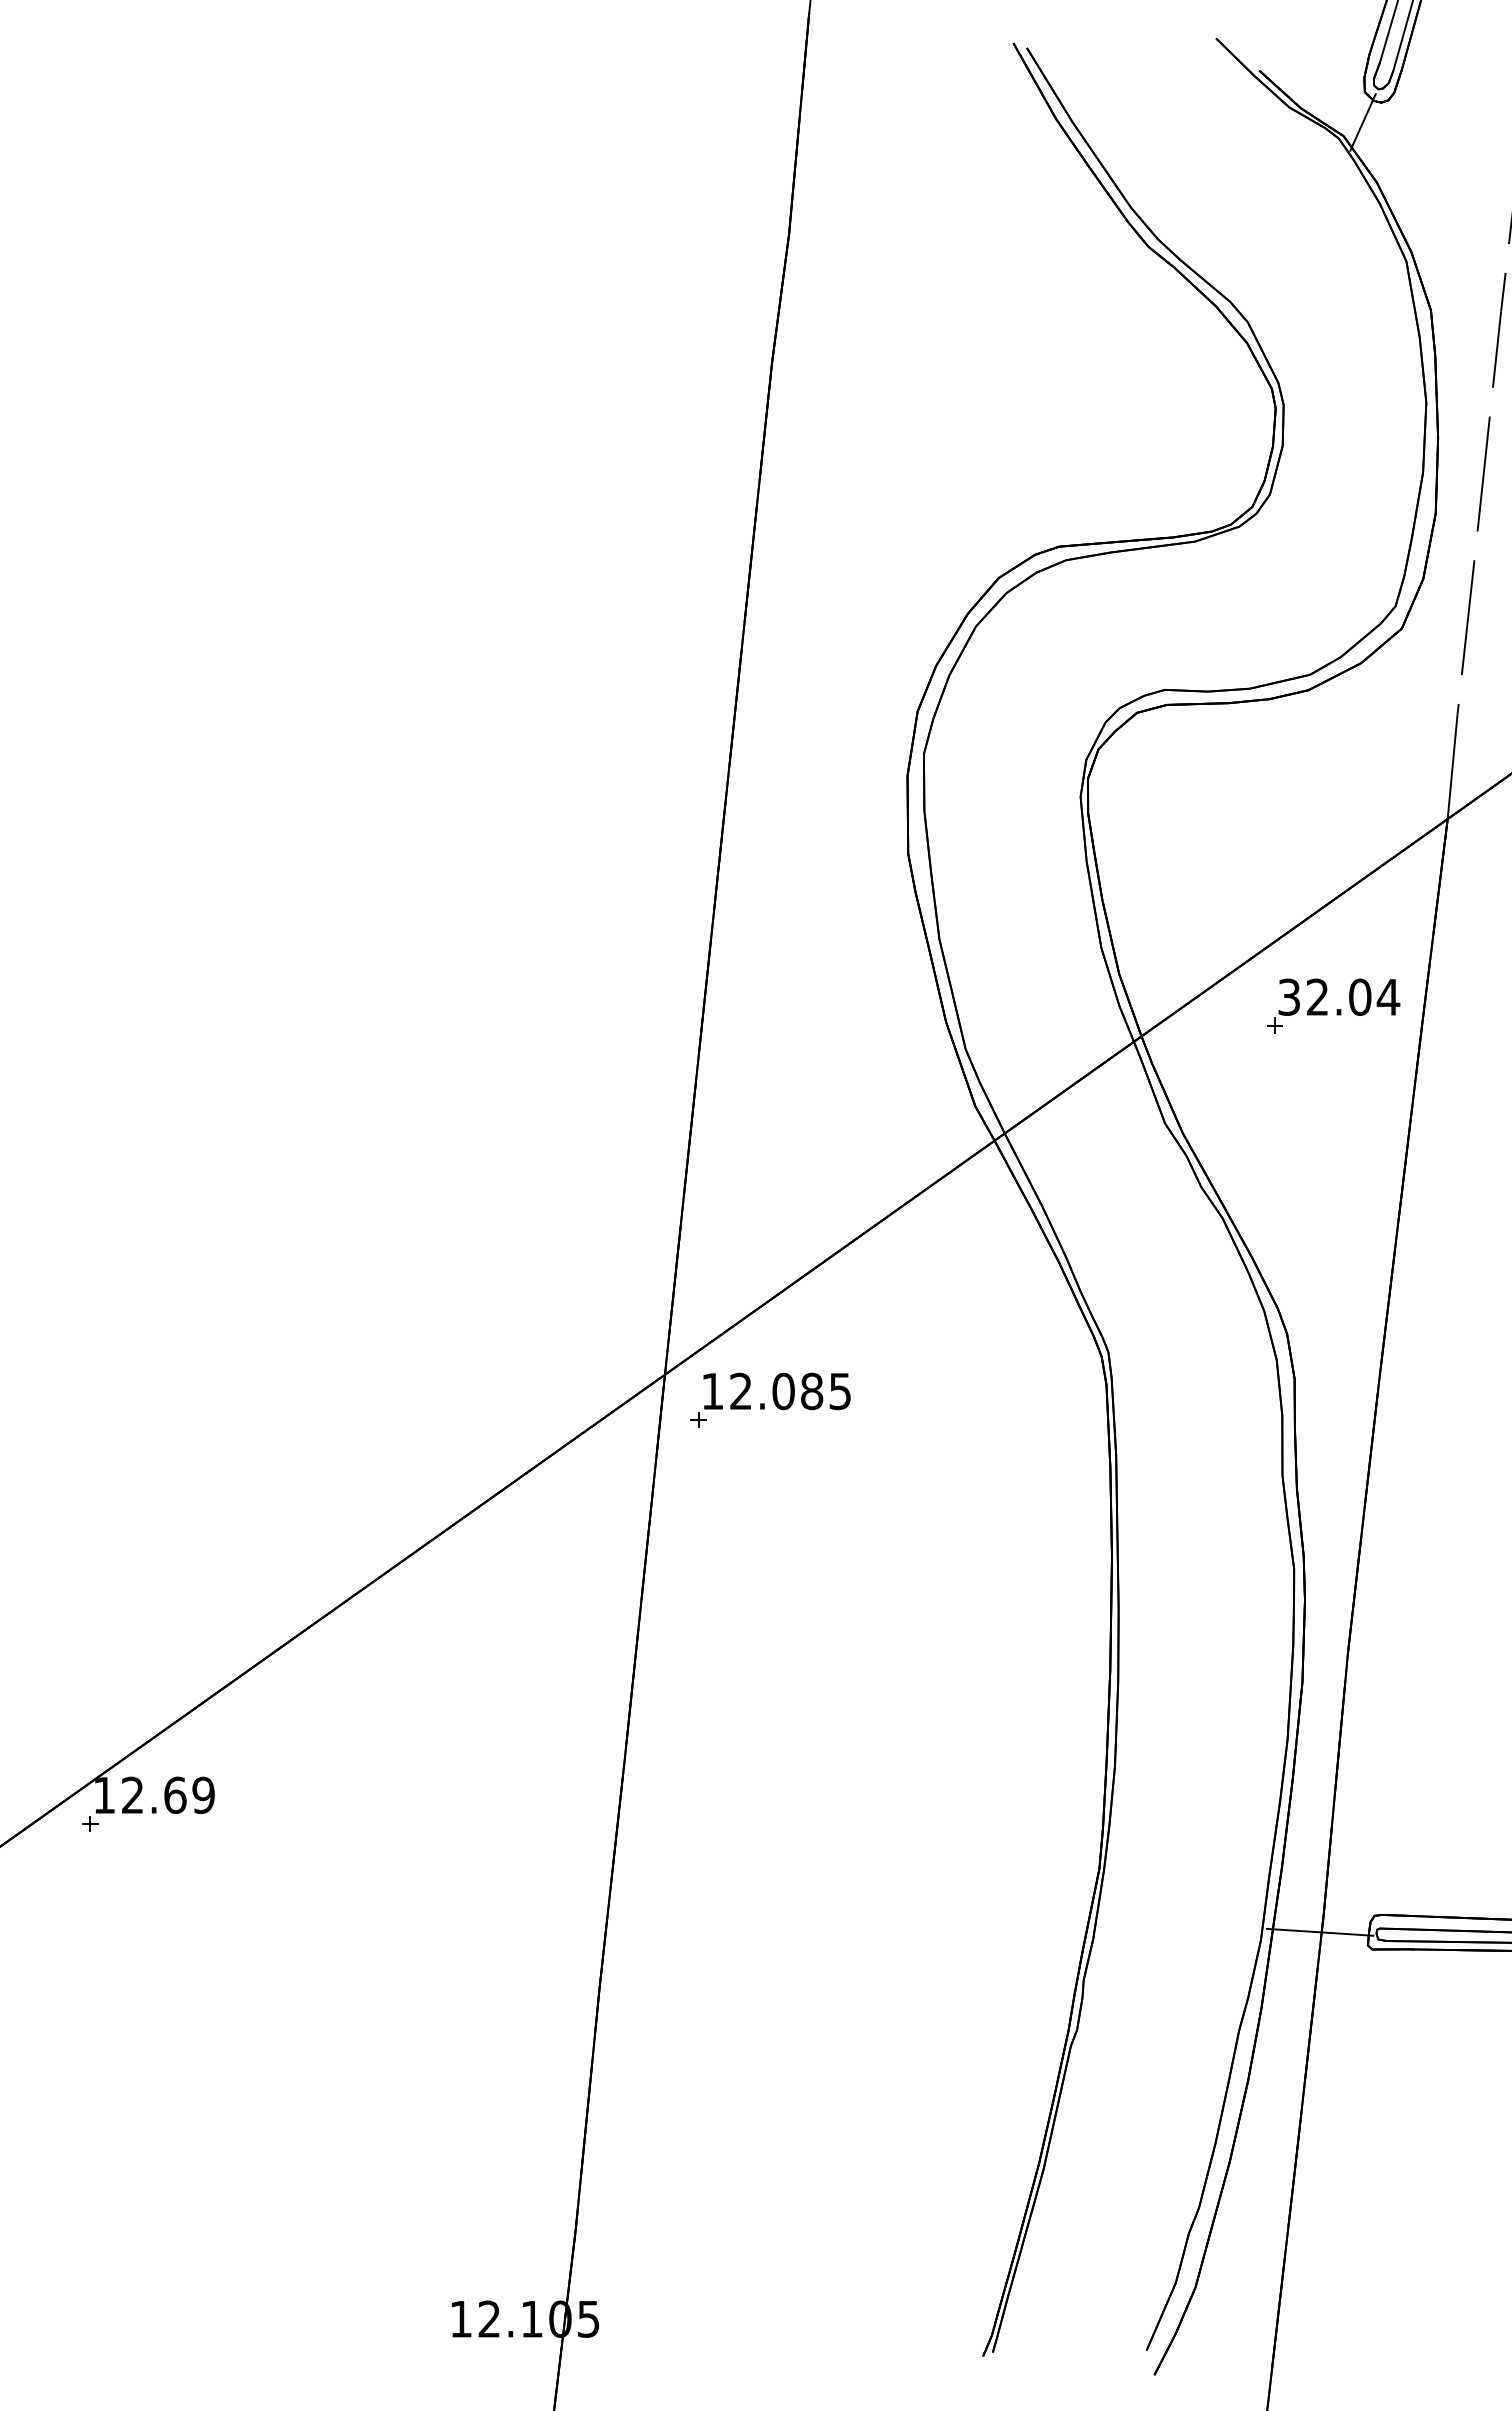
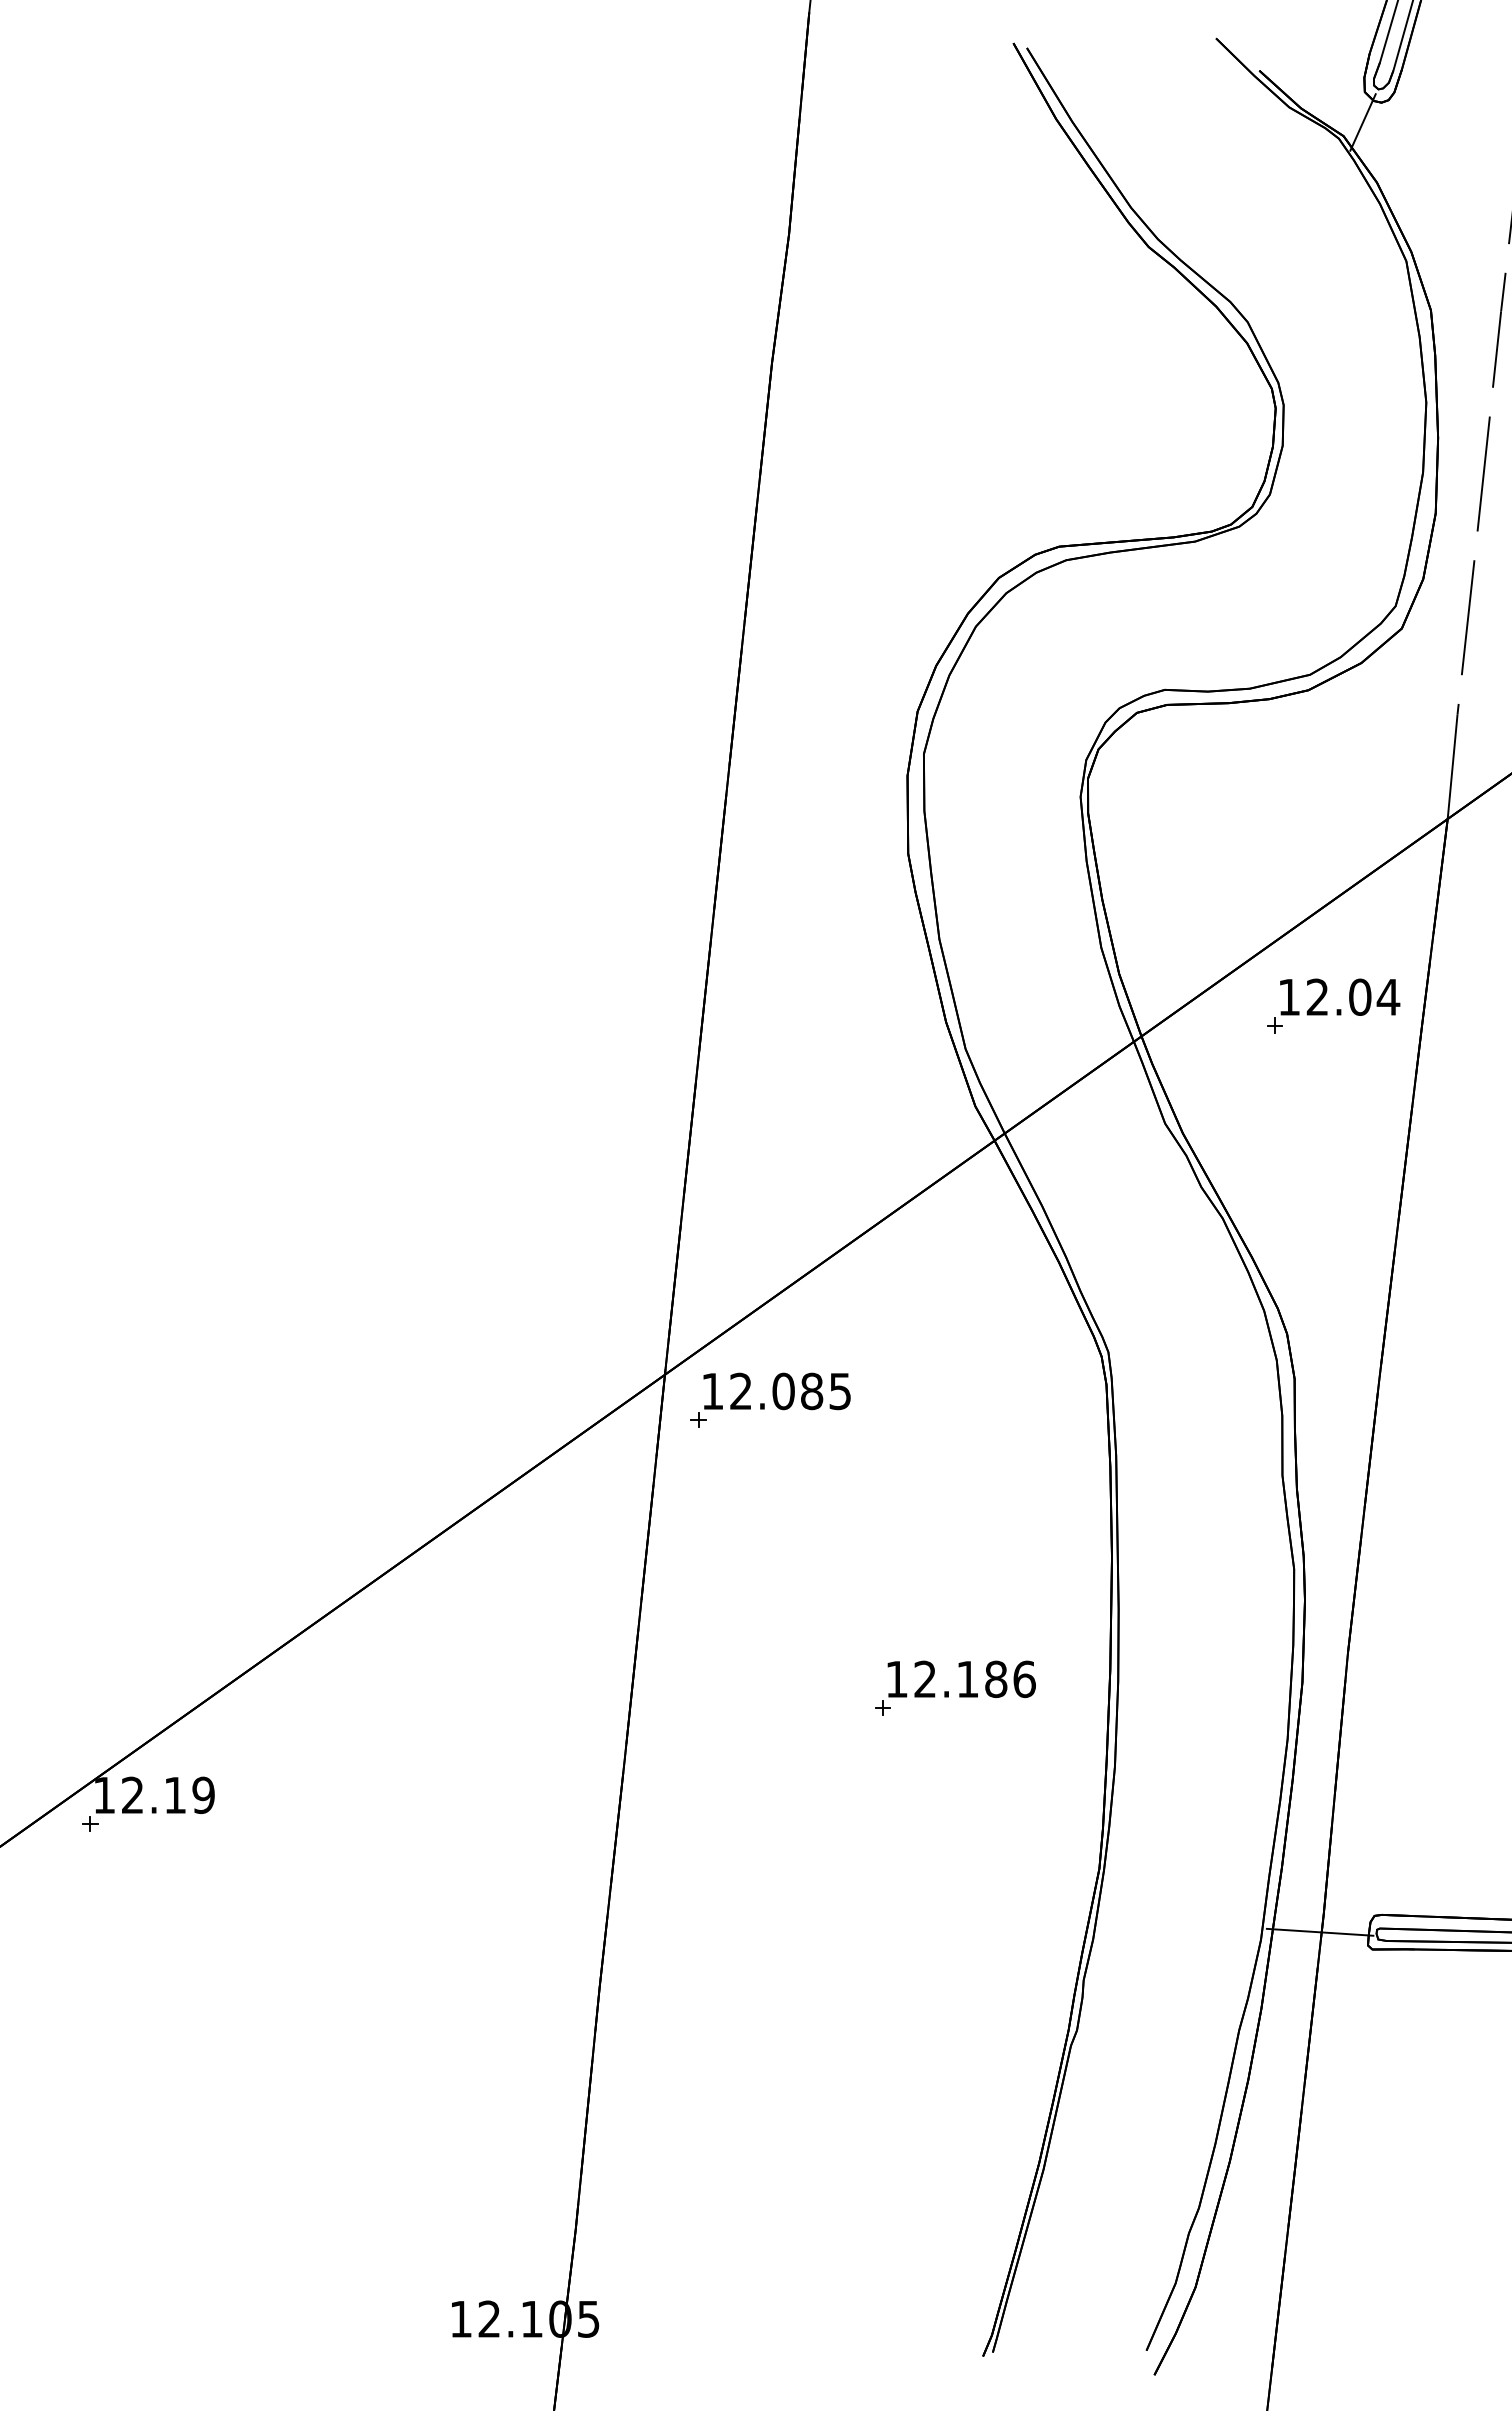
text: 32.04 -> 12.04 (1288, 996)
part: none -> present (959, 1693)
text: 12.69 -> 12.19 (175, 1795)
